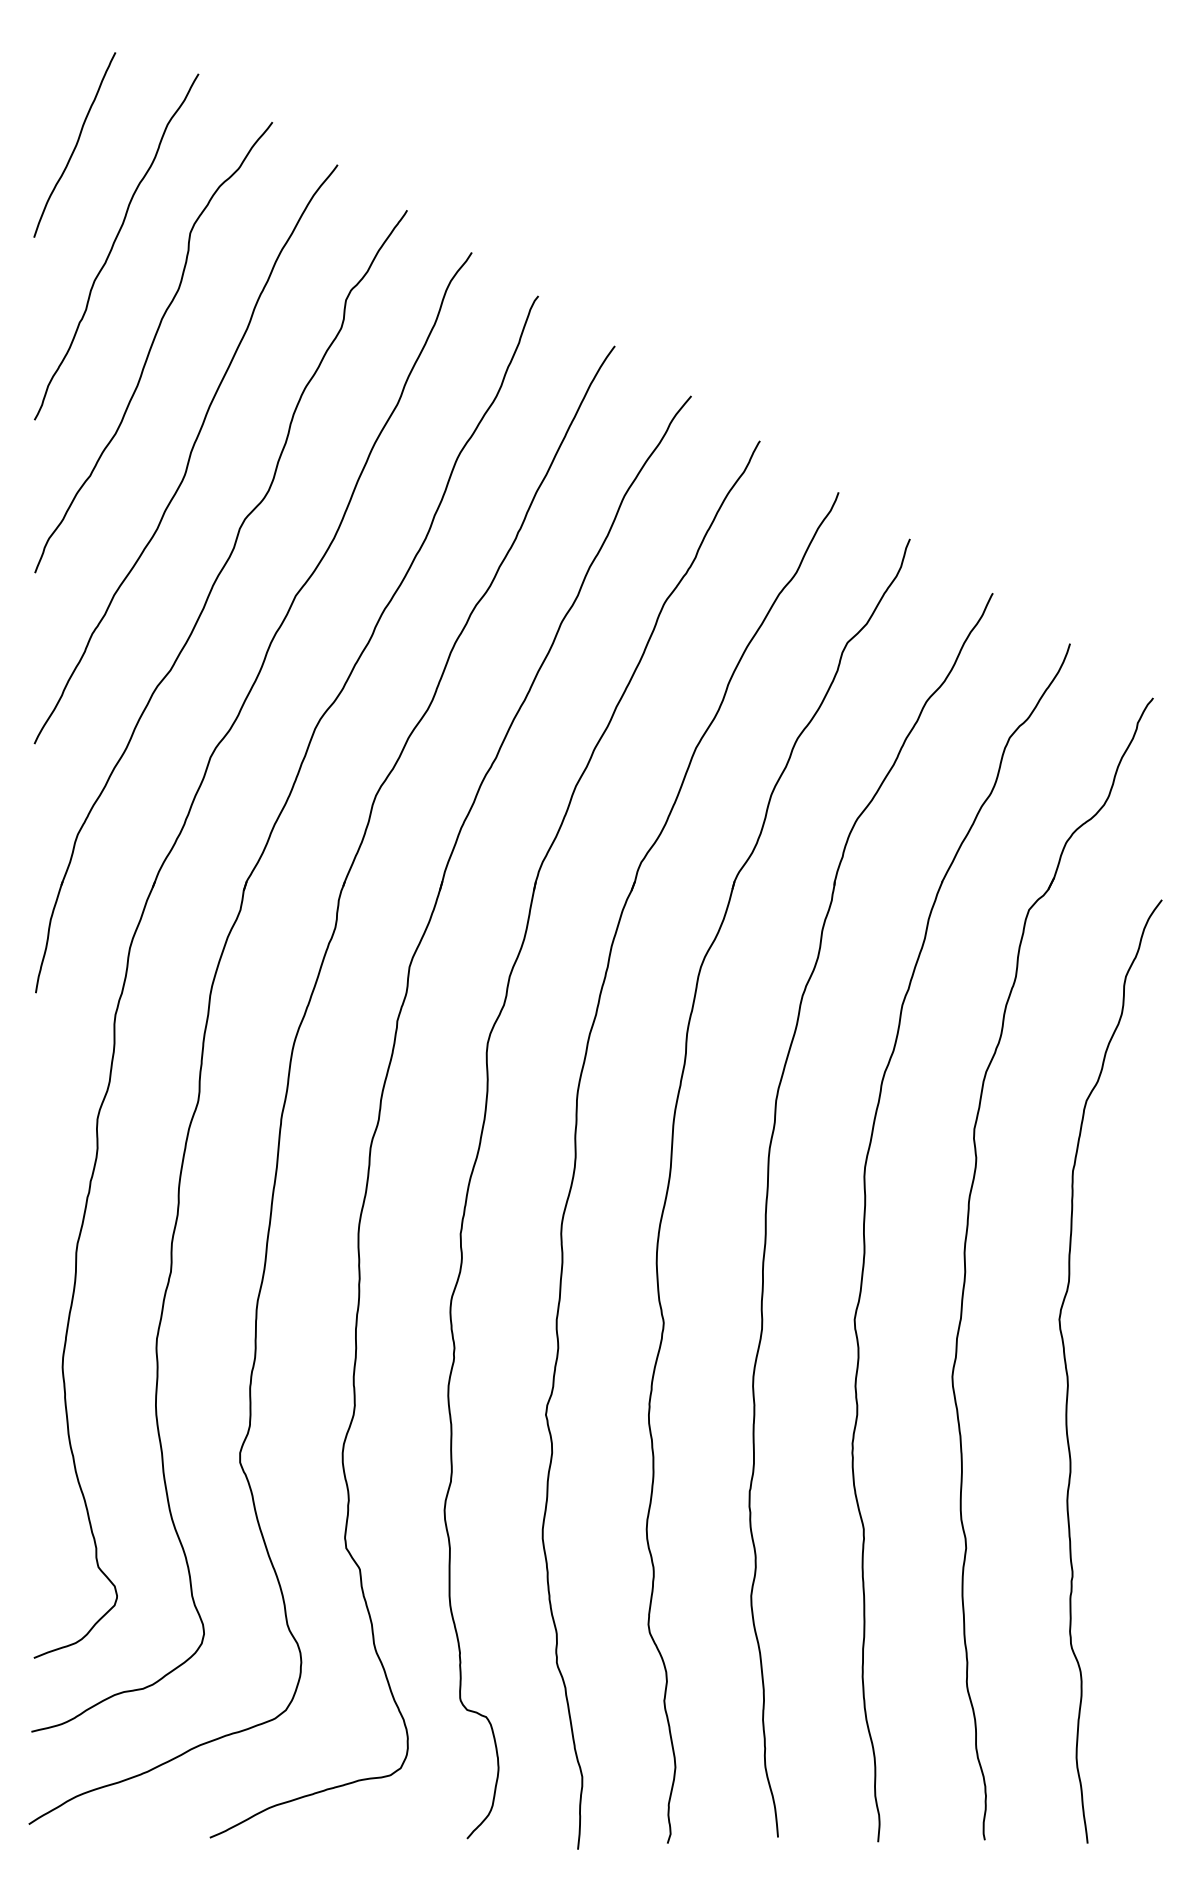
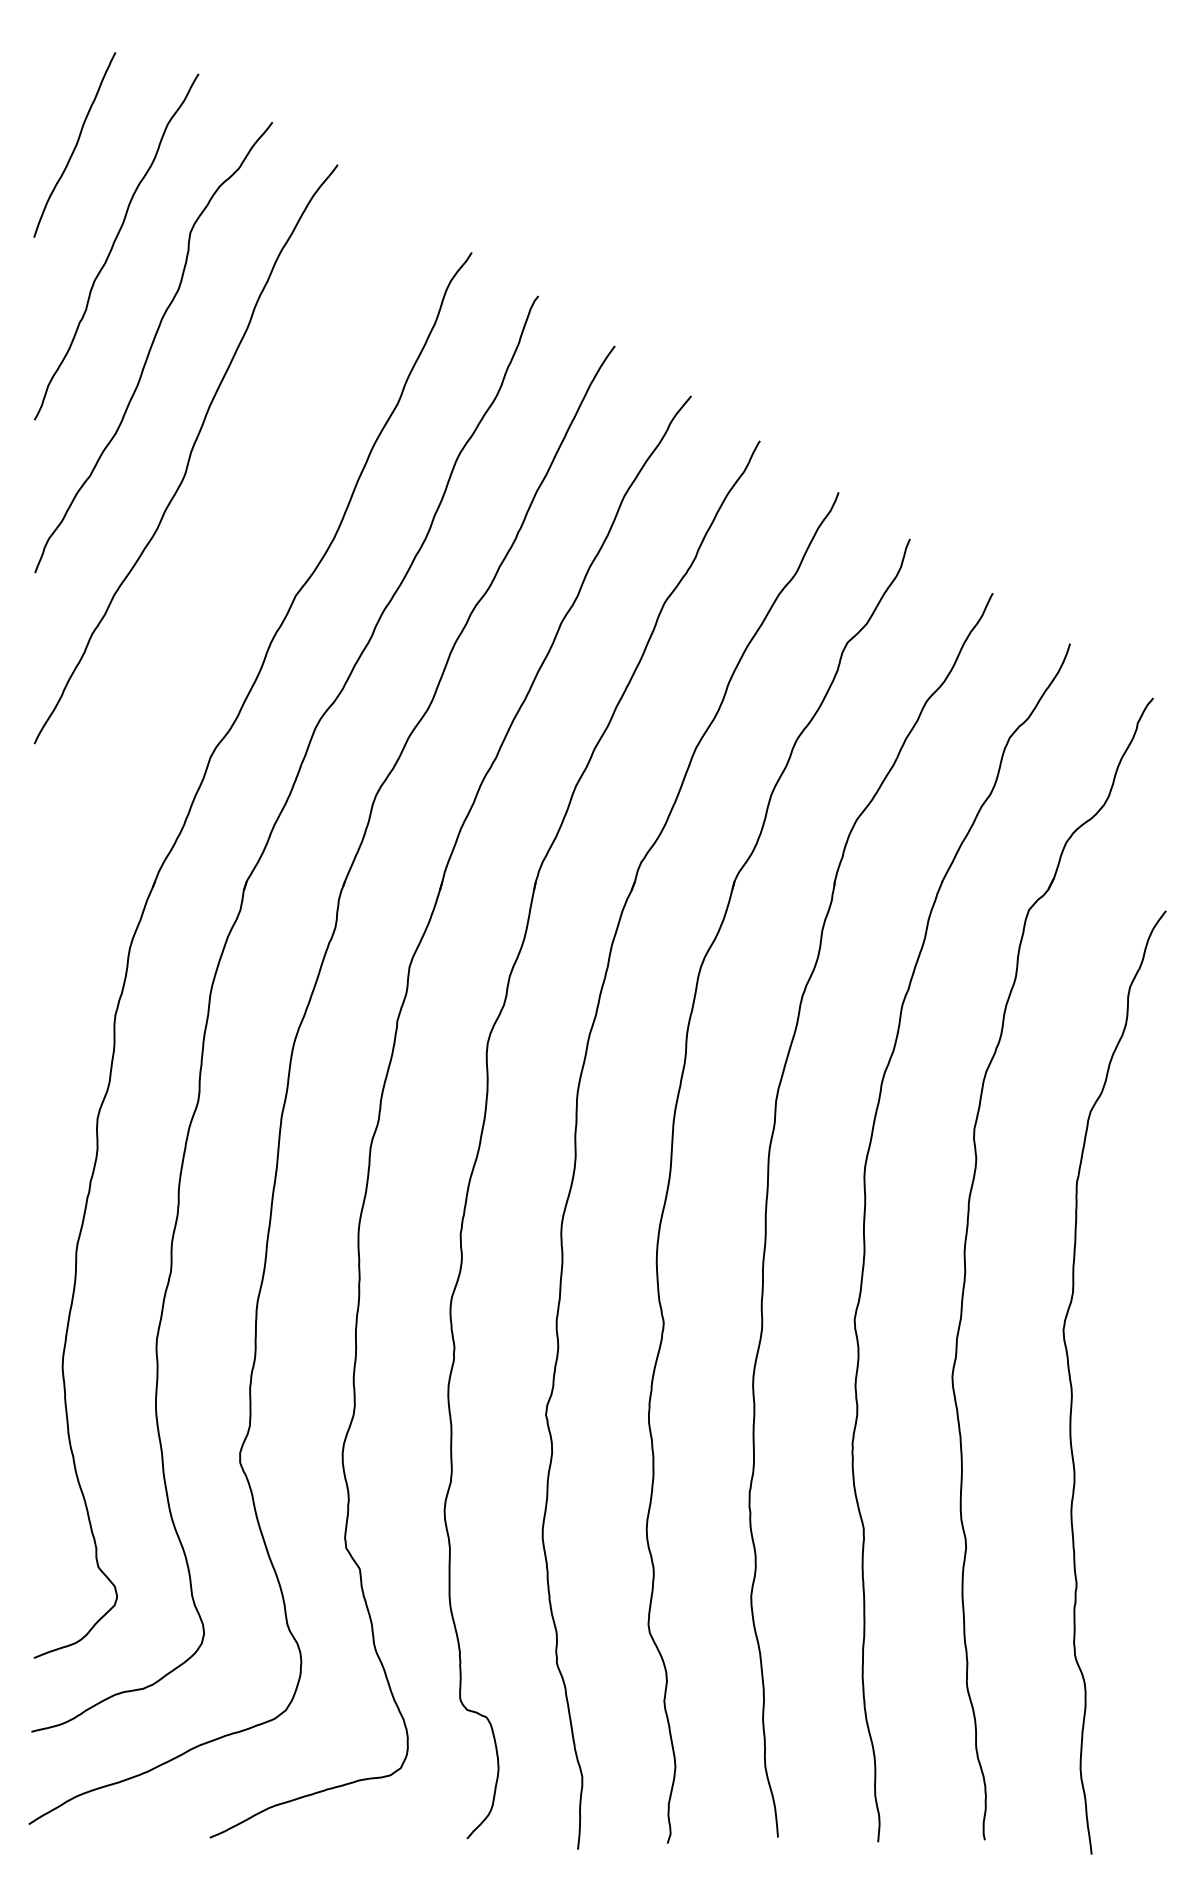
part: present -> none (209, 596)
curve position: (1068, 1375) -> (1072, 1386) (1072, 1386)
